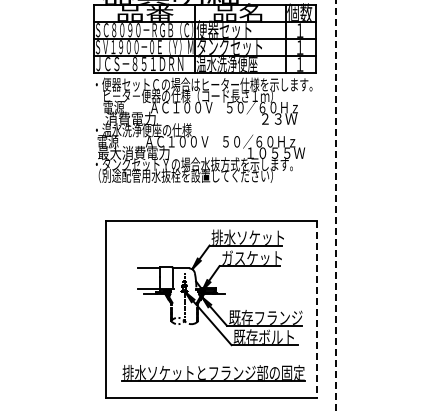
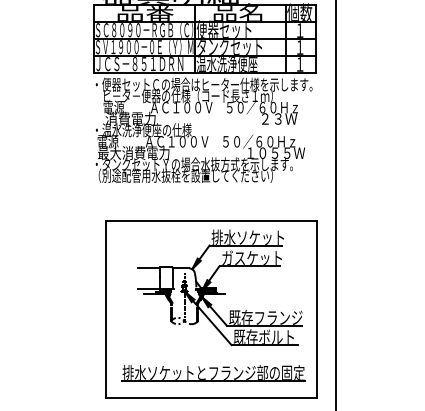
line: dashed -> solid (335, 205)
line: dashed -> solid (317, 309)
